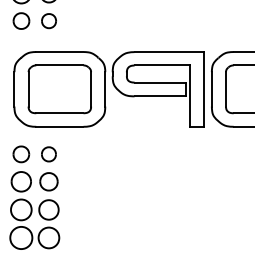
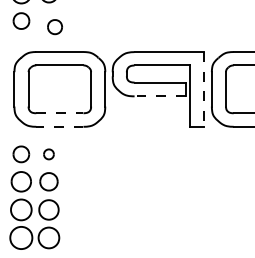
part position: (48, 21) -> (54, 27) (54, 27)
line: solid -> dashed (204, 89)
line: solid -> dashed (160, 96)
line: solid -> dashed (59, 113)
line: solid -> dashed (59, 126)
part size: 16x17 px -> 12x13 px (48, 154)
